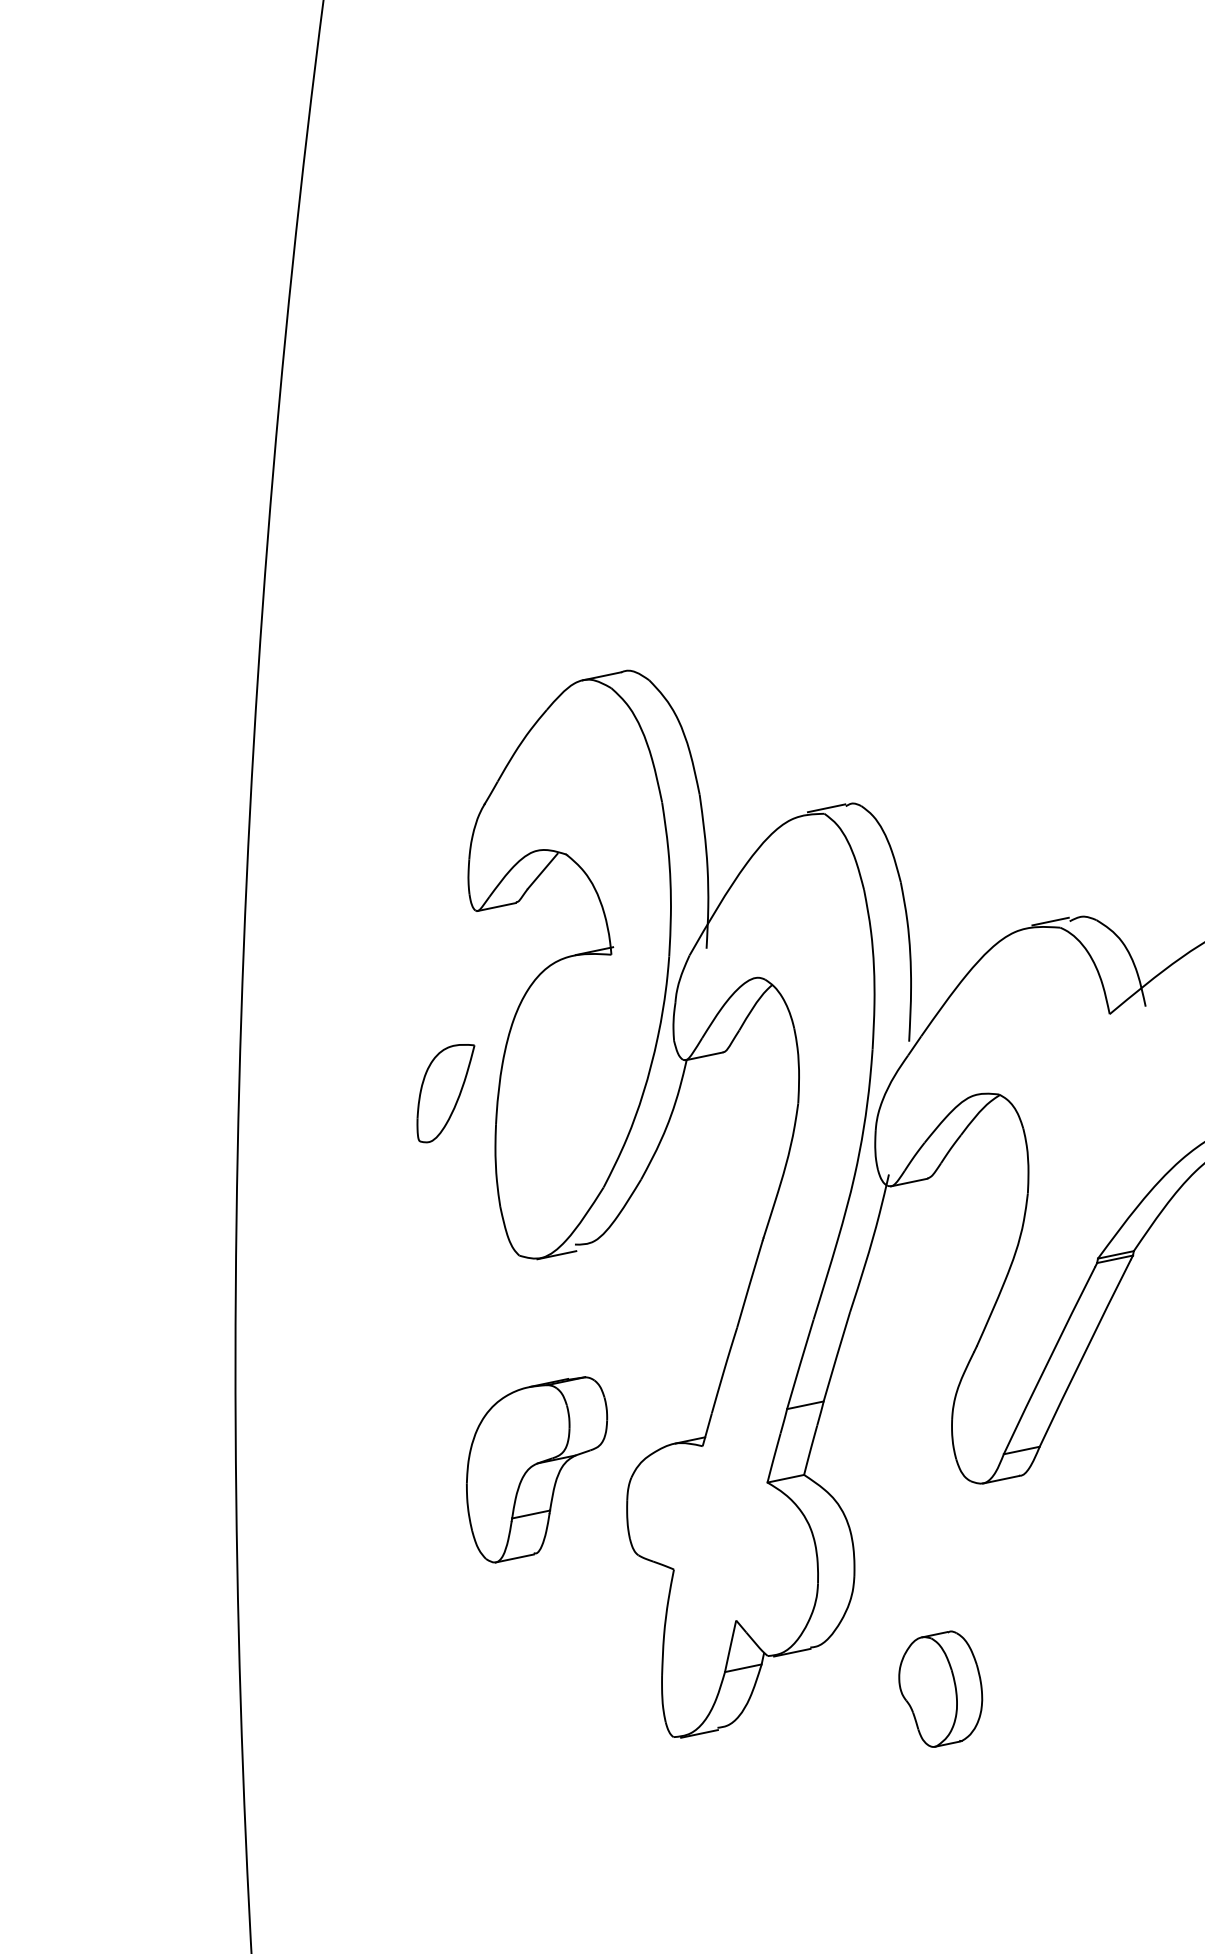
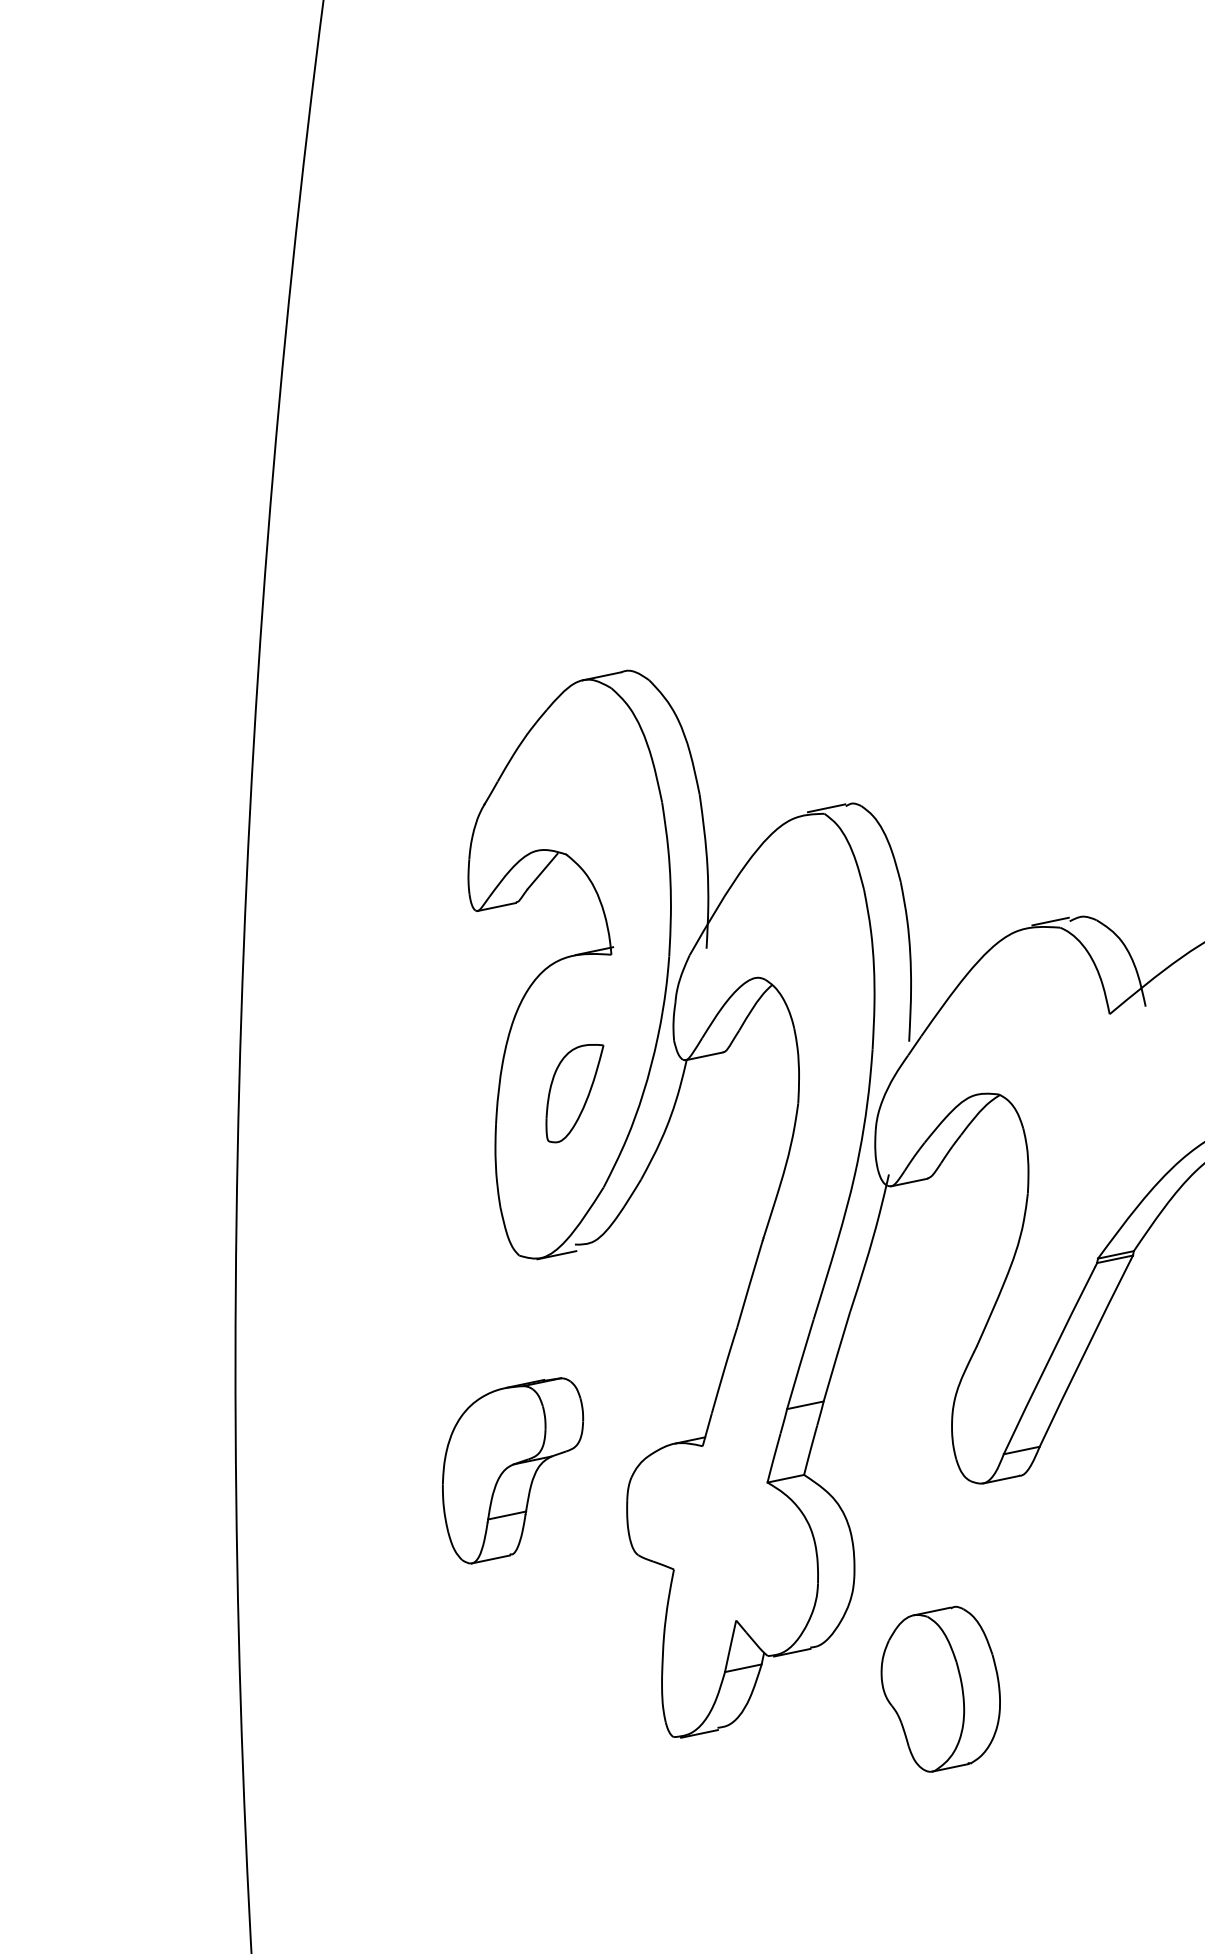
part position: (445, 1093) -> (574, 1093) (574, 1093)
part position: (537, 1469) -> (513, 1470) (513, 1470)
part size: 86x118 px -> 121x168 px (940, 1688)
